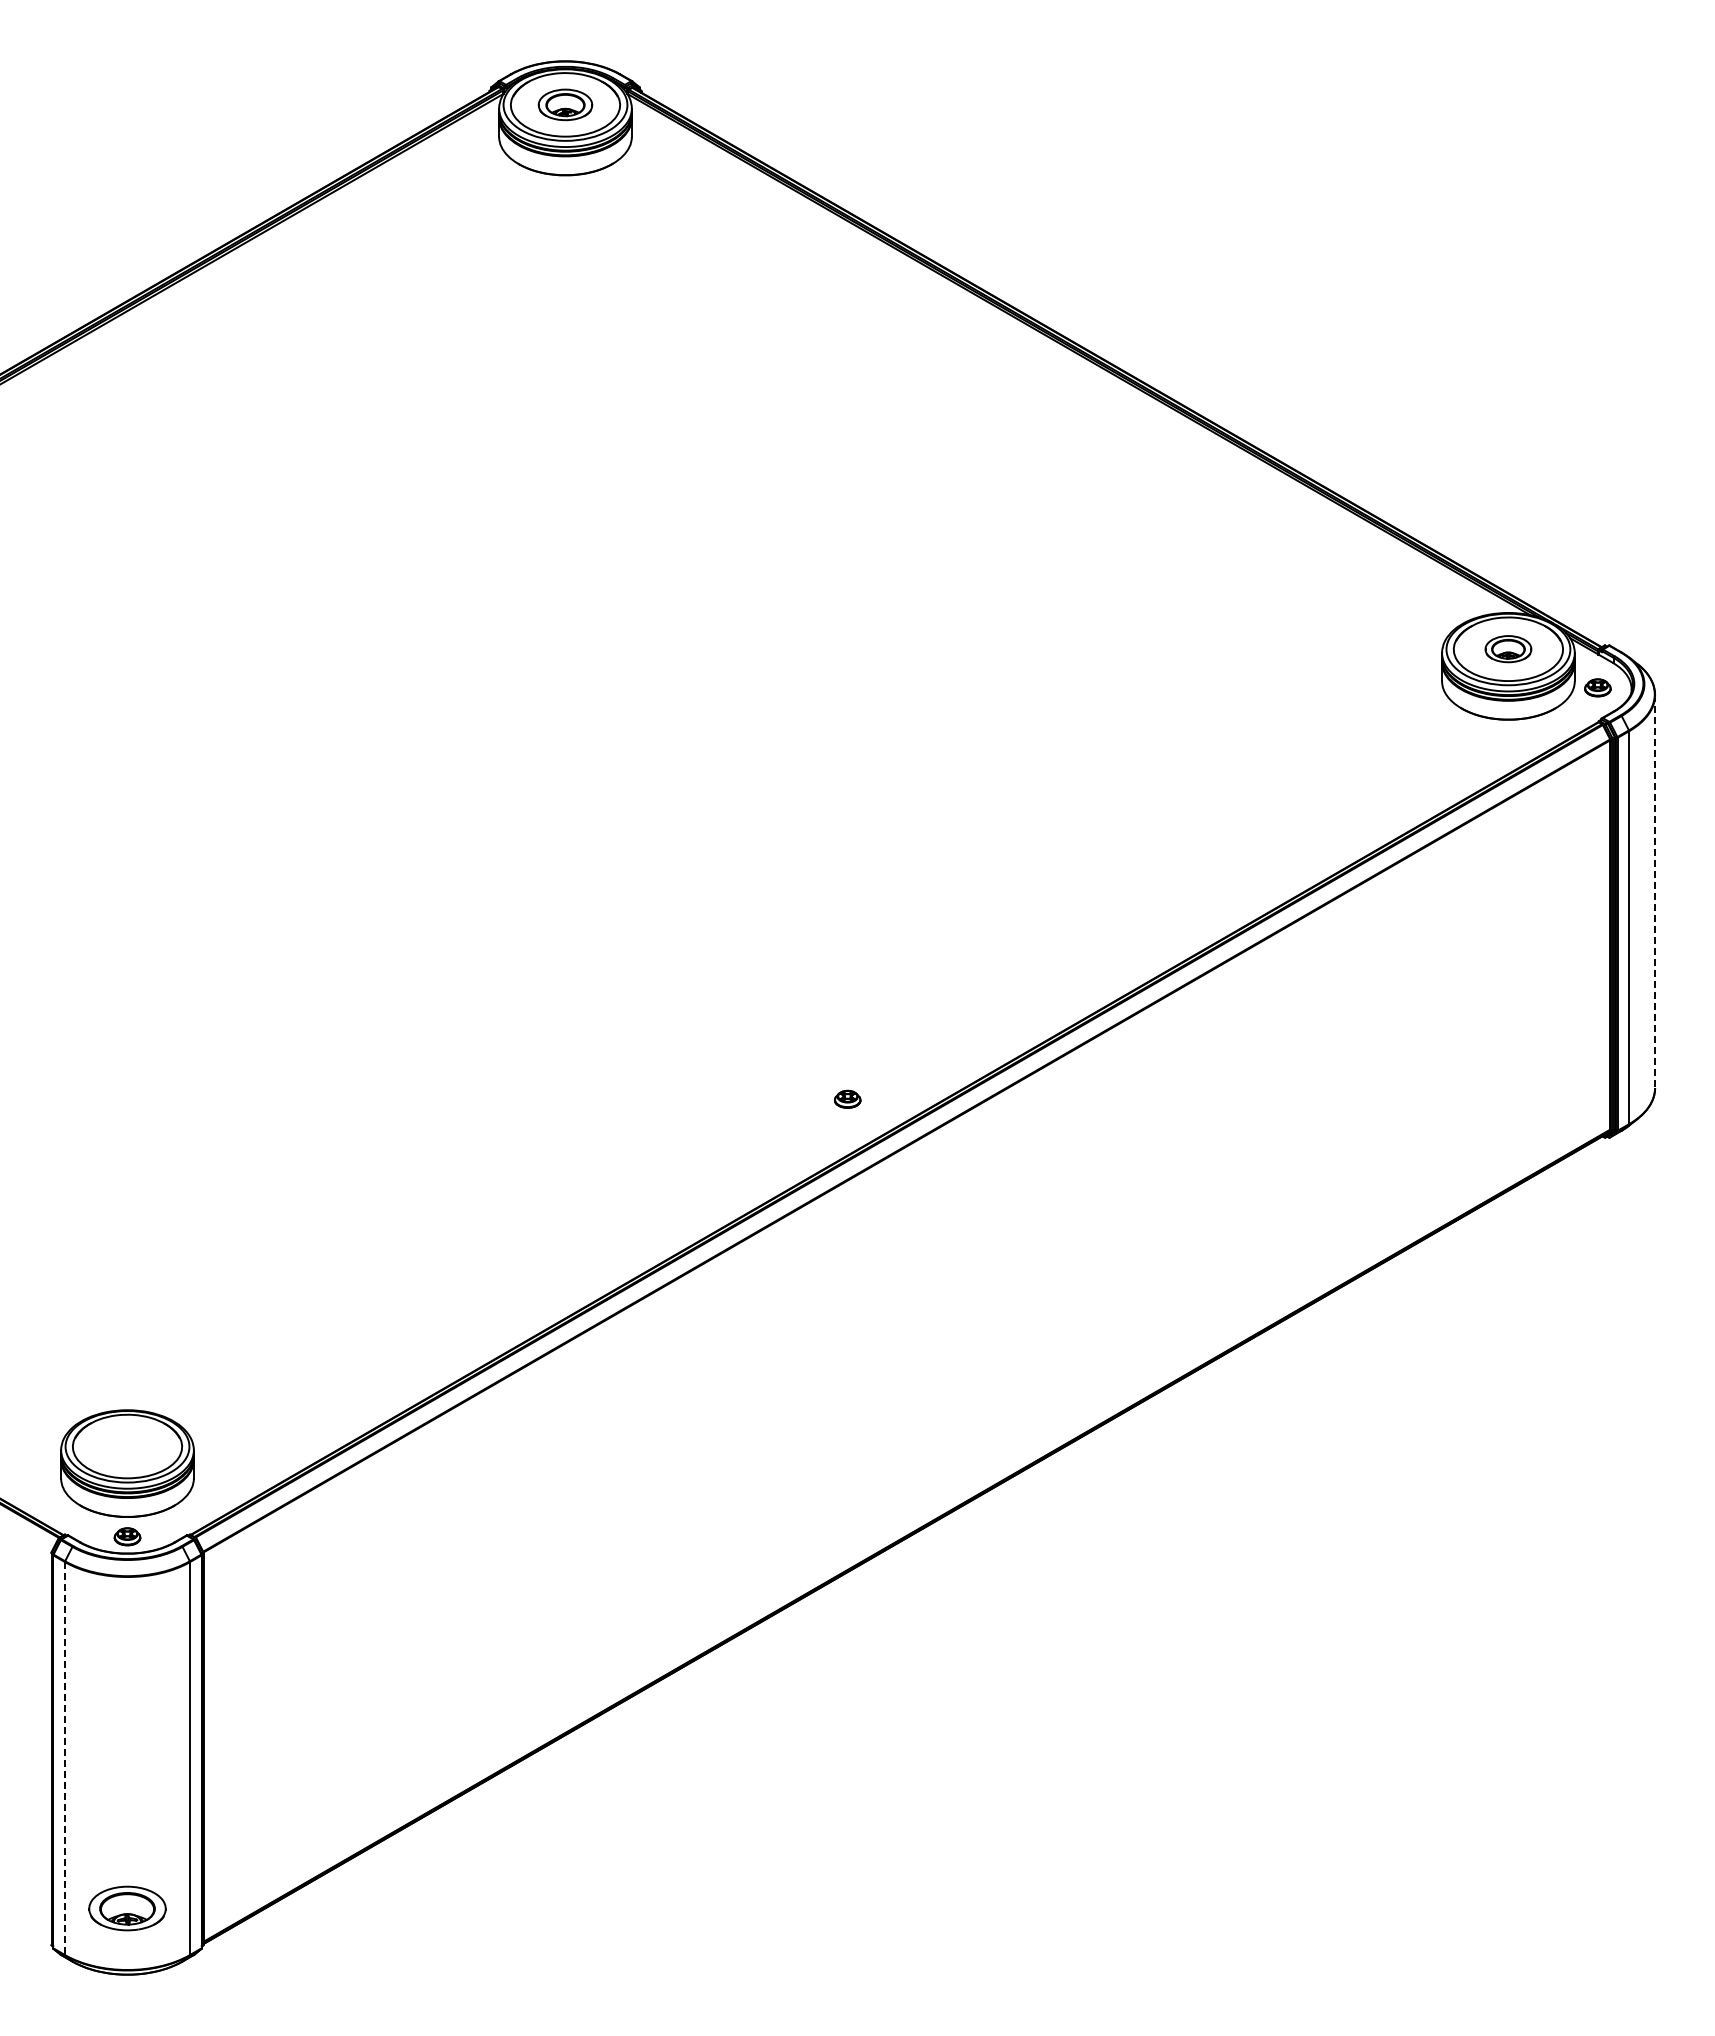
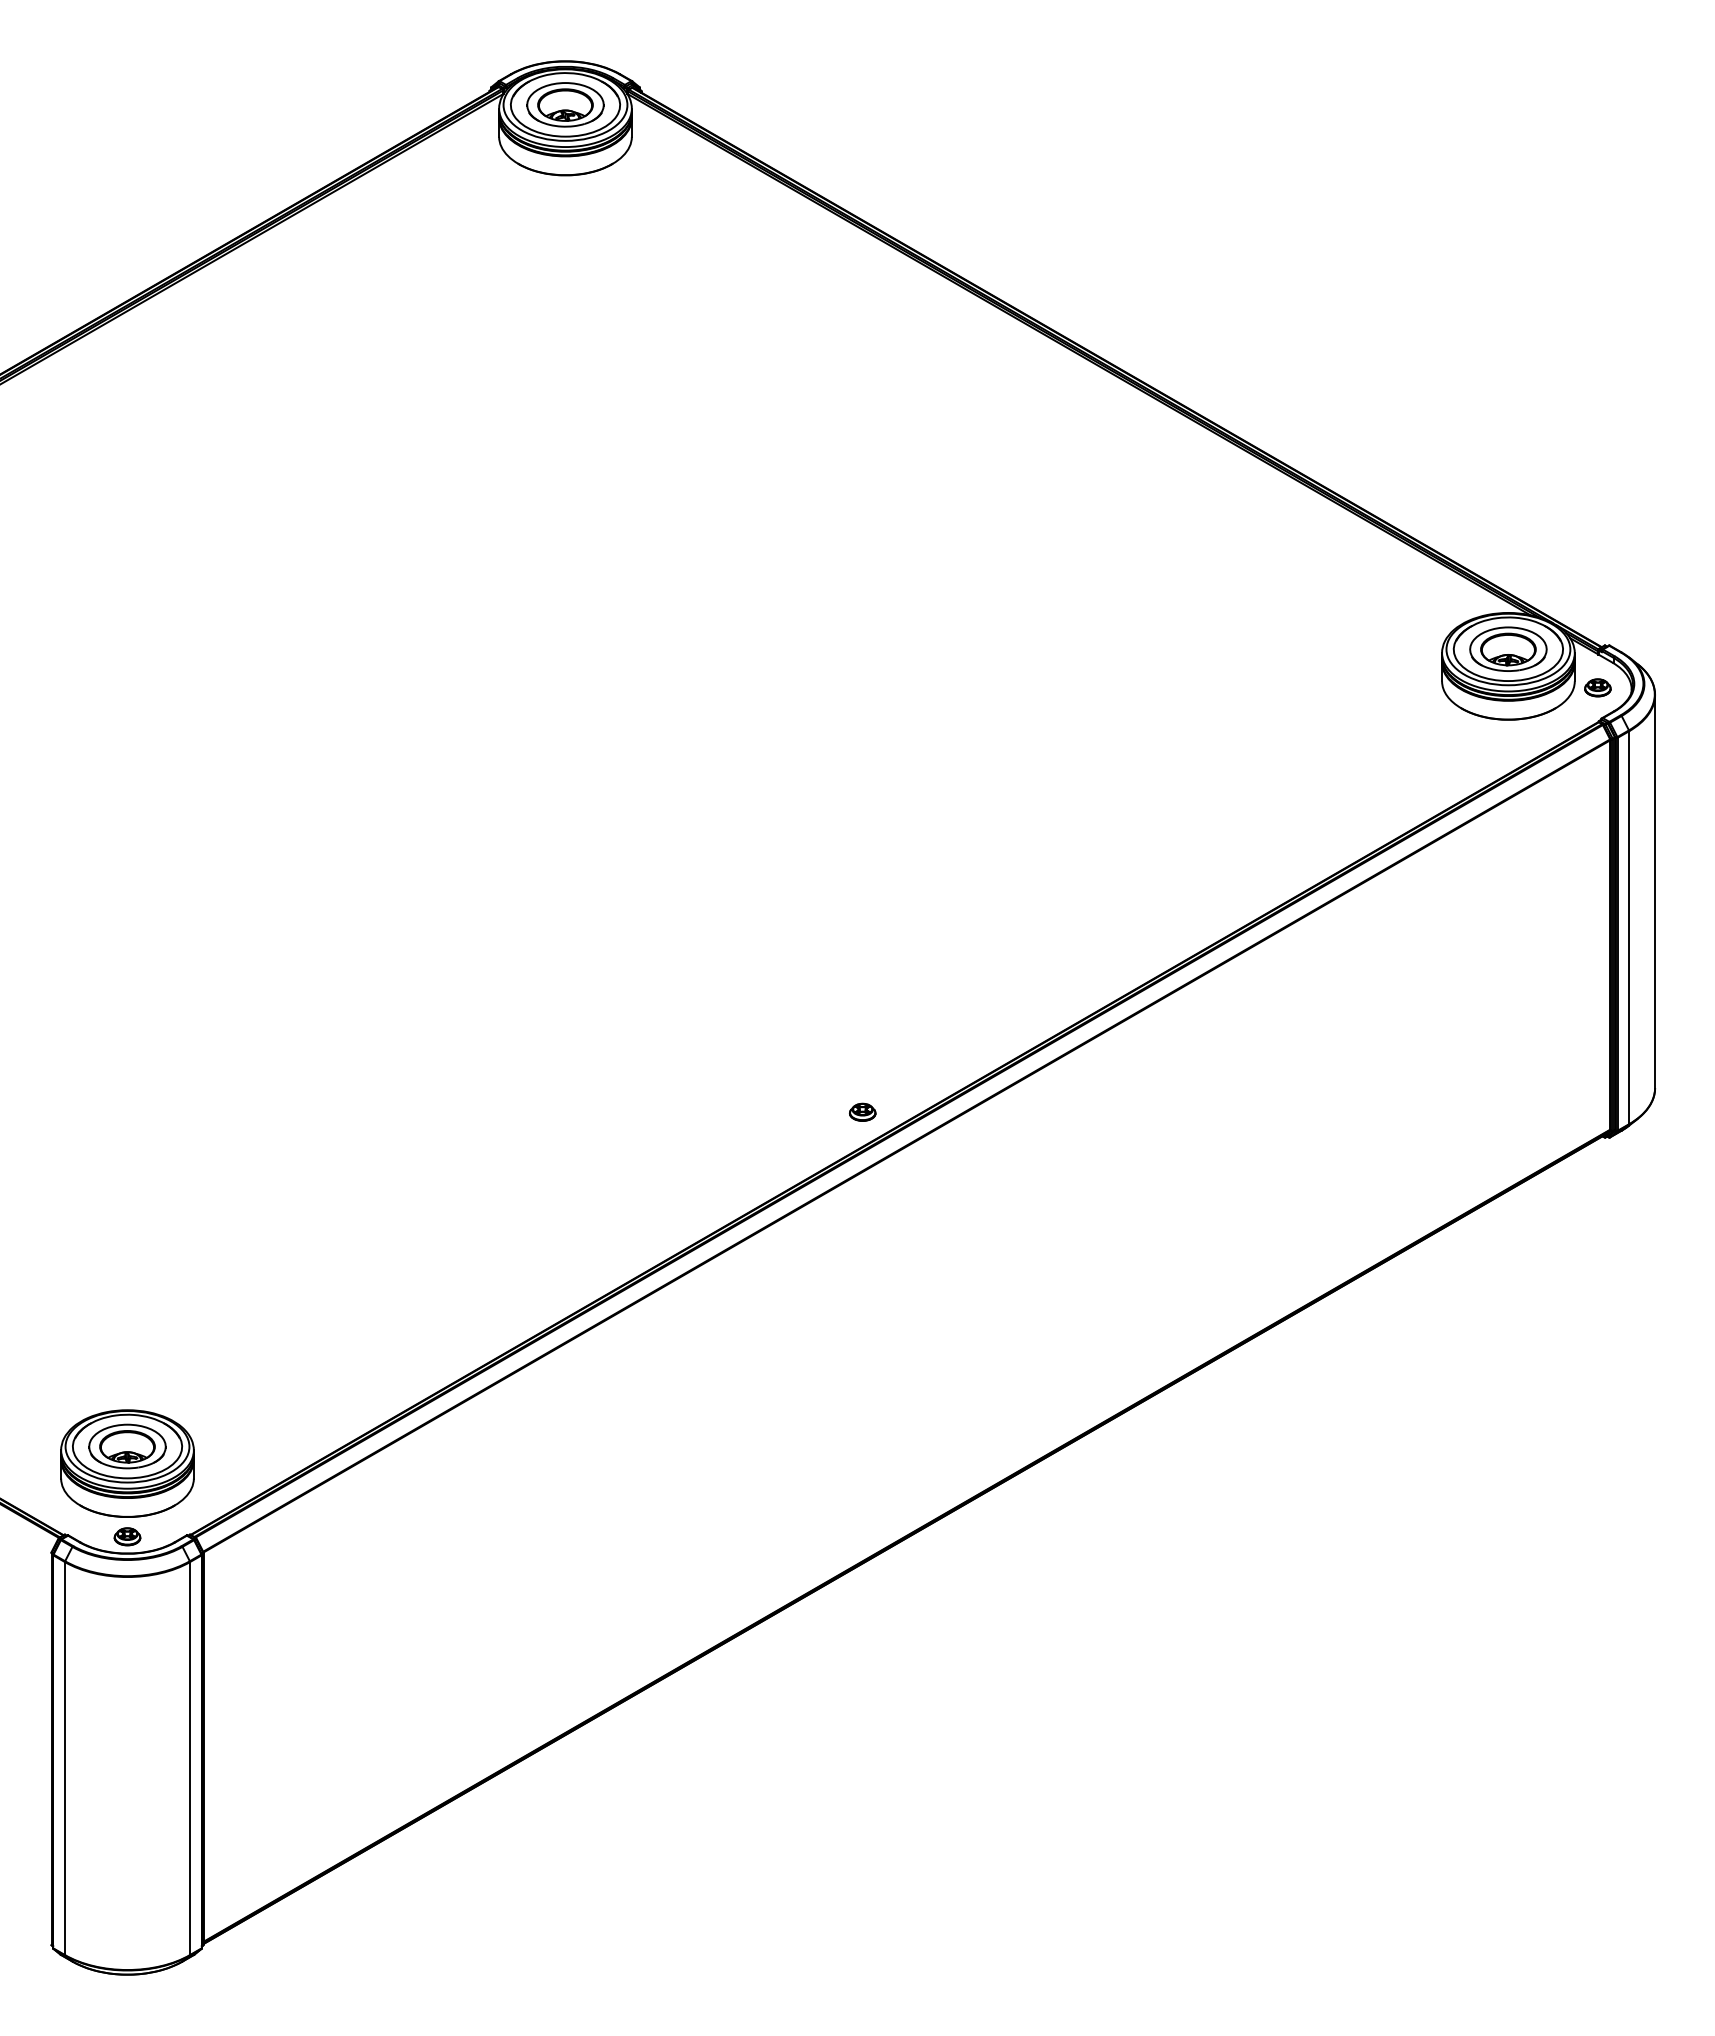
part size: 57x34 px -> 79x46 px (565, 104)
part size: 49x29 px -> 79x46 px (1508, 648)
line: dashed -> solid (1655, 892)
part position: (847, 1098) -> (862, 1111) (862, 1111)
line: dashed -> solid (64, 1759)
part position: (127, 1908) -> (127, 1446) (127, 1446)
